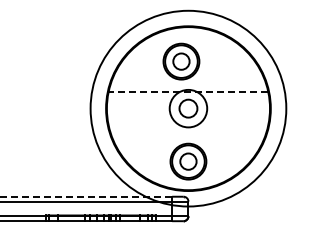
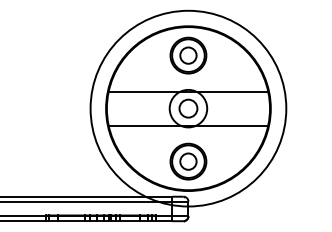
part position: (181, 61) -> (188, 55) (188, 55)
line: dashed -> solid (188, 91)
line: none -> present (188, 125)
line: dashed -> solid (86, 196)
